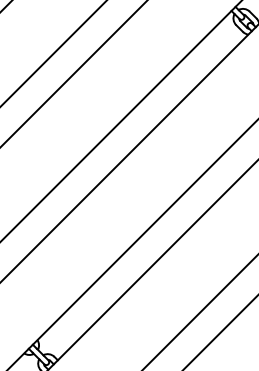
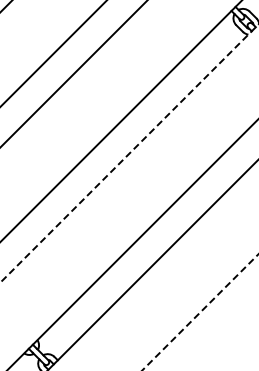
line: solid -> dashed (129, 153)
line: solid -> dashed (201, 311)
line: present -> none (220, 332)
